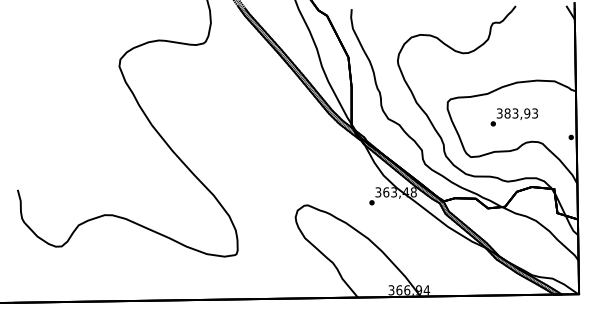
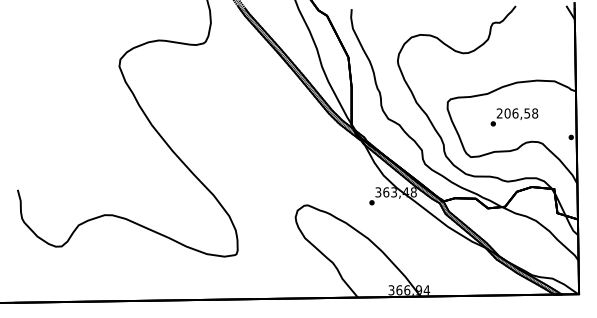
text: 383,93 -> 206,58 (517, 113)
